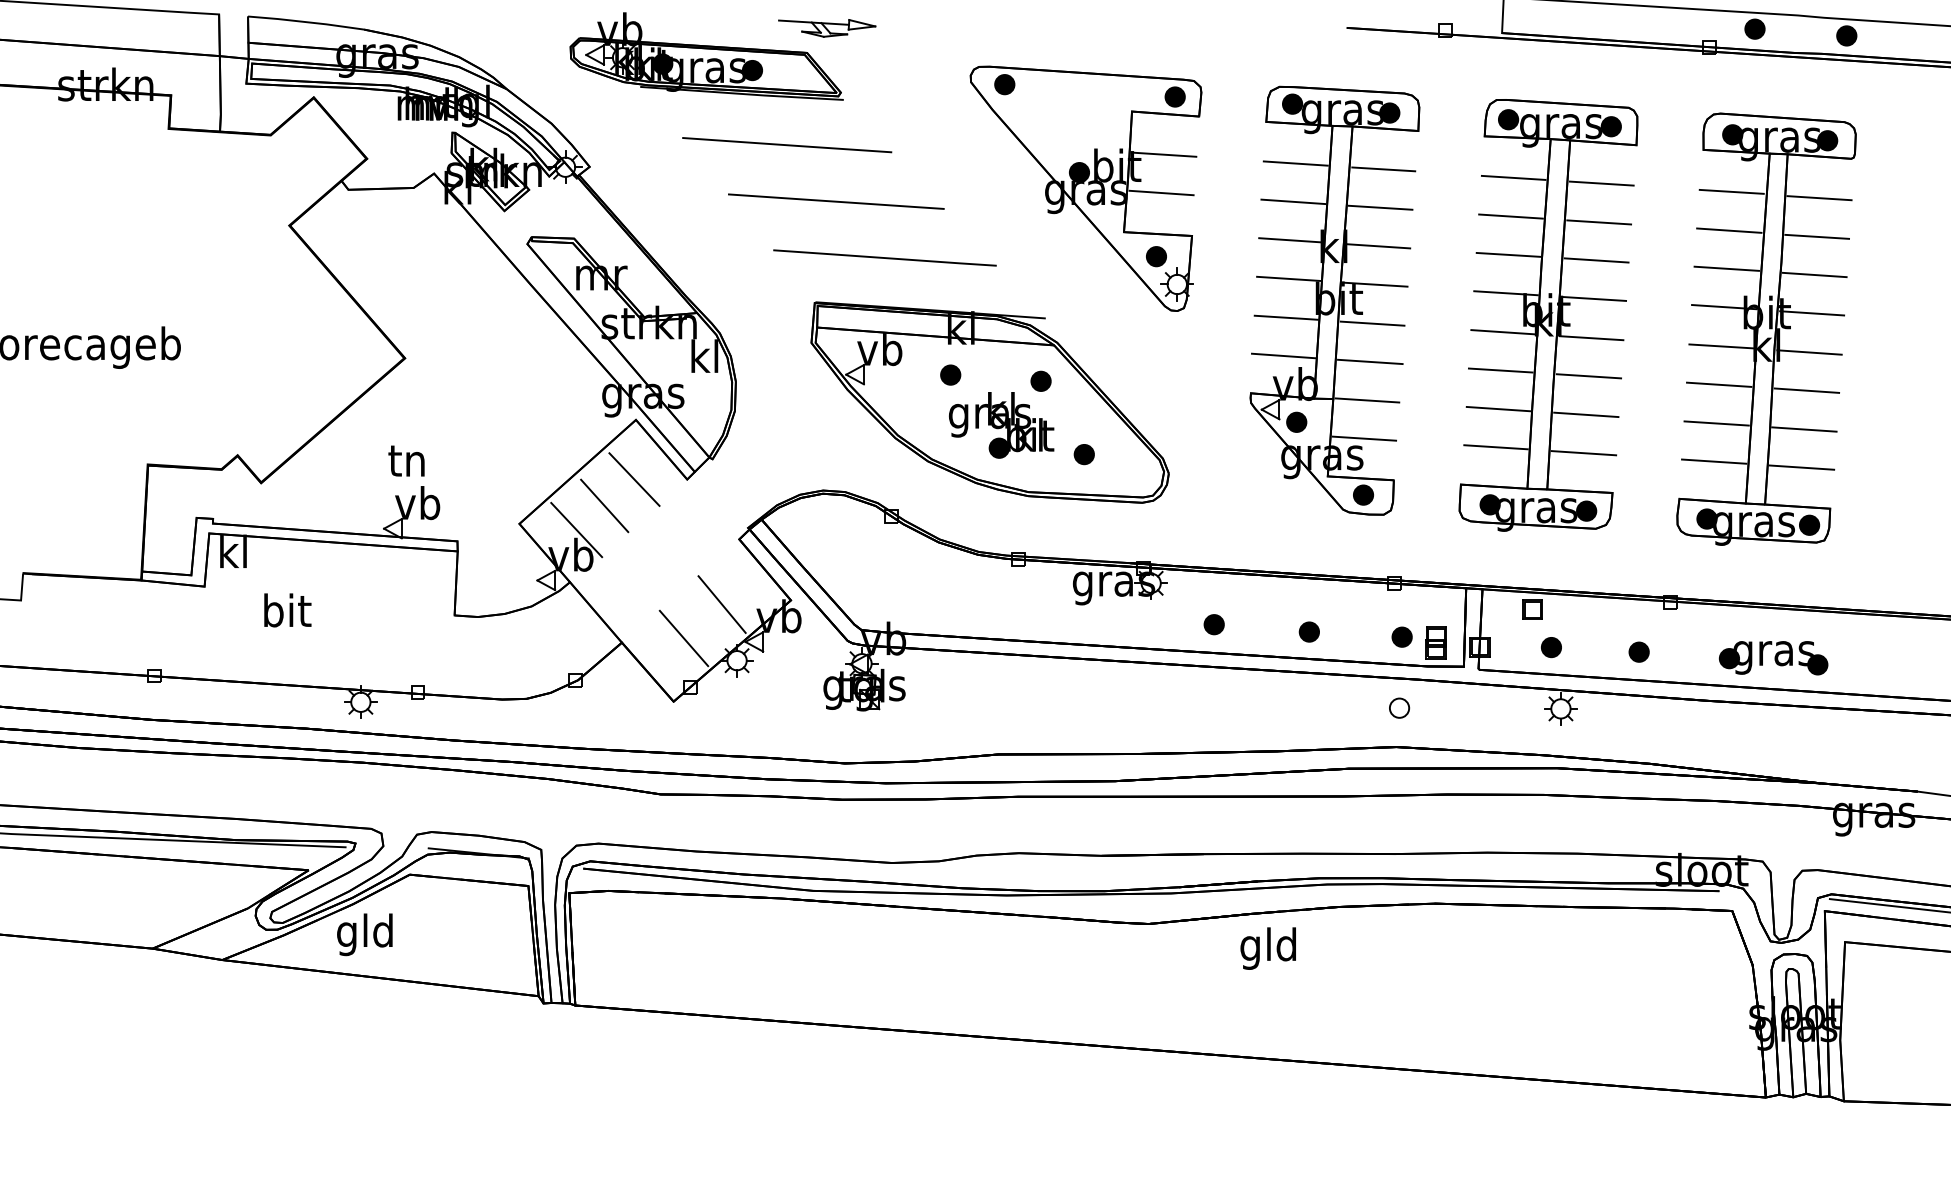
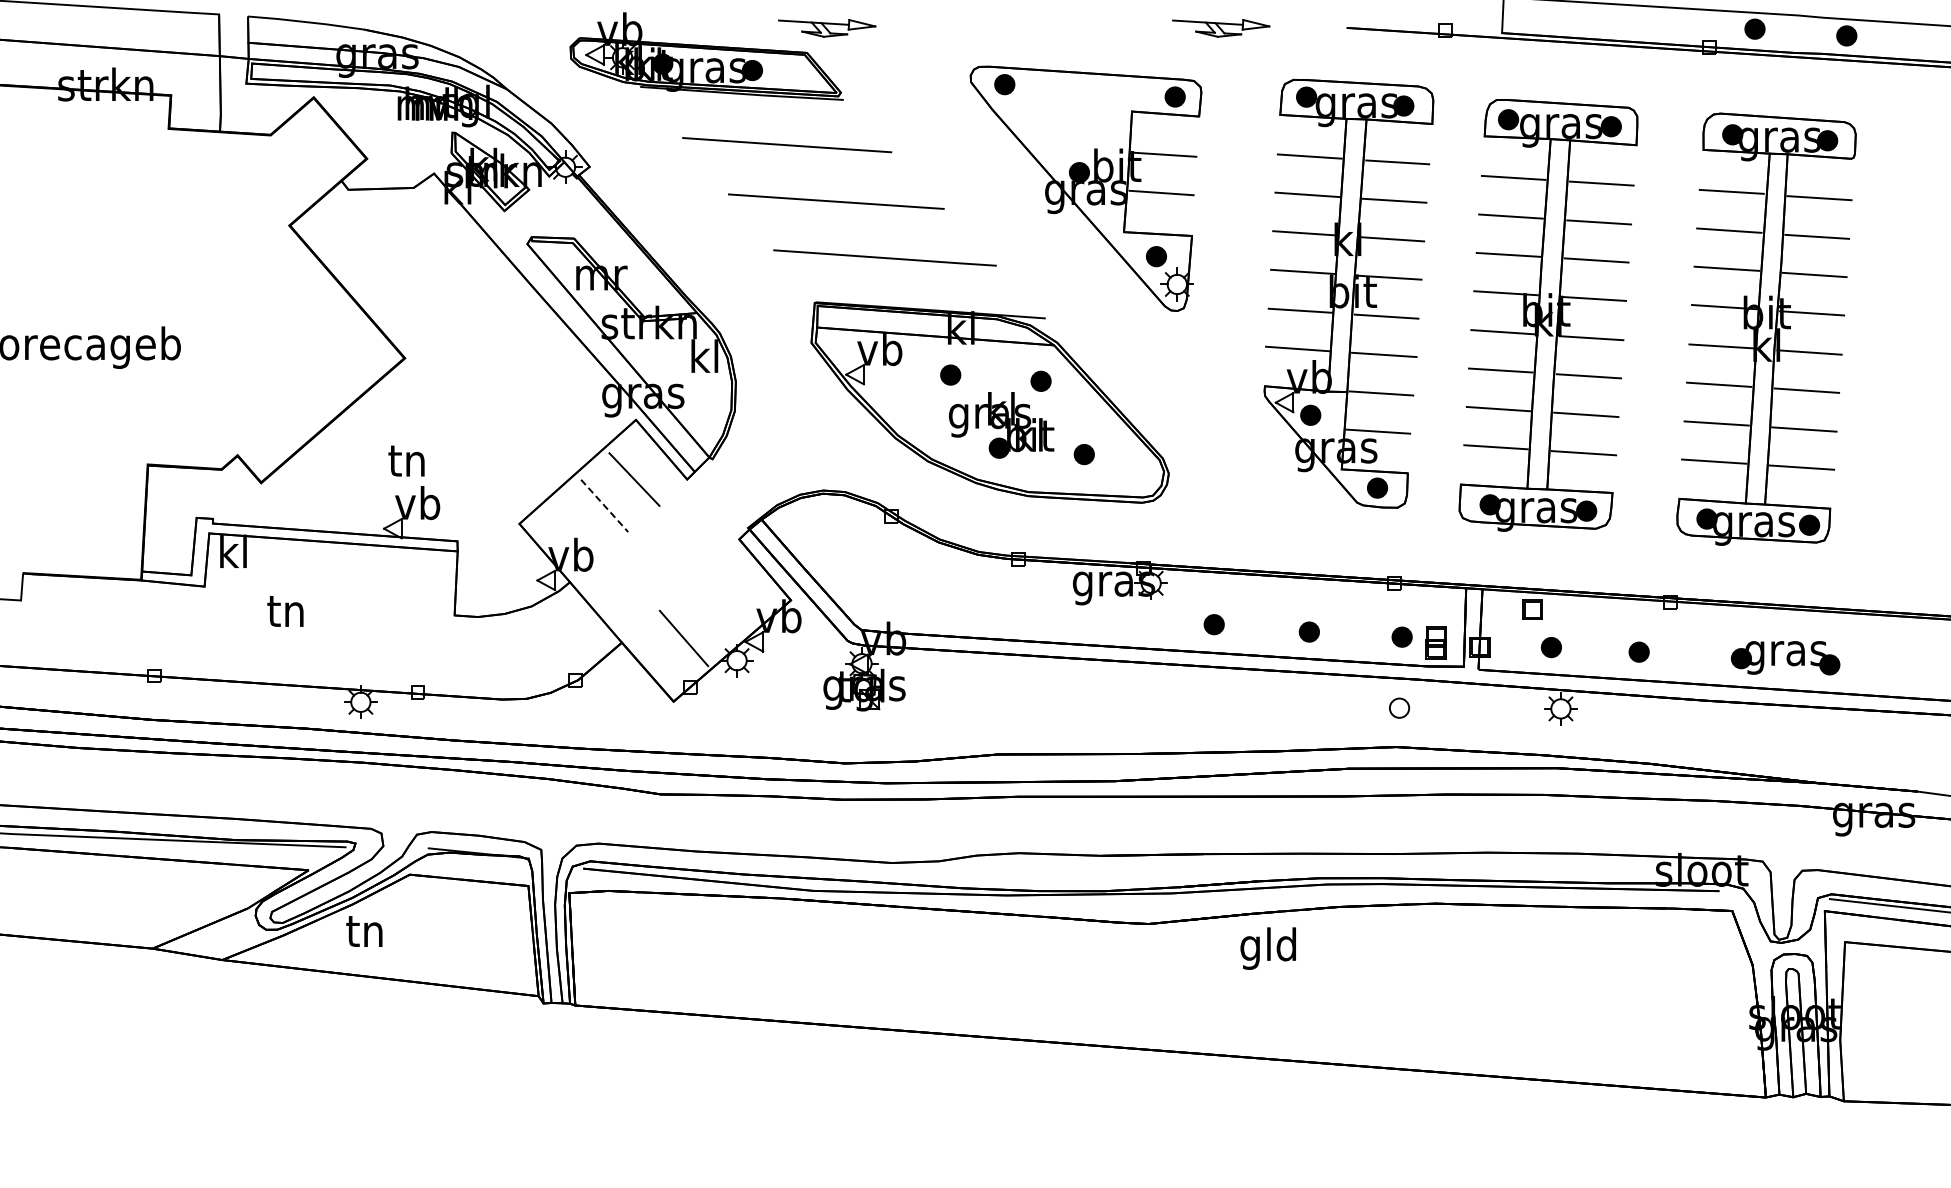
part: none -> present (1221, 28)
part position: (1334, 300) -> (1348, 293) (1348, 293)
line: solid -> dashed (605, 506)
line: present -> none (576, 529)
line: present -> none (721, 604)
text: bit -> tn (287, 610)
part position: (1773, 658) -> (1785, 658) (1785, 658)
text: gld -> tn (364, 934)
